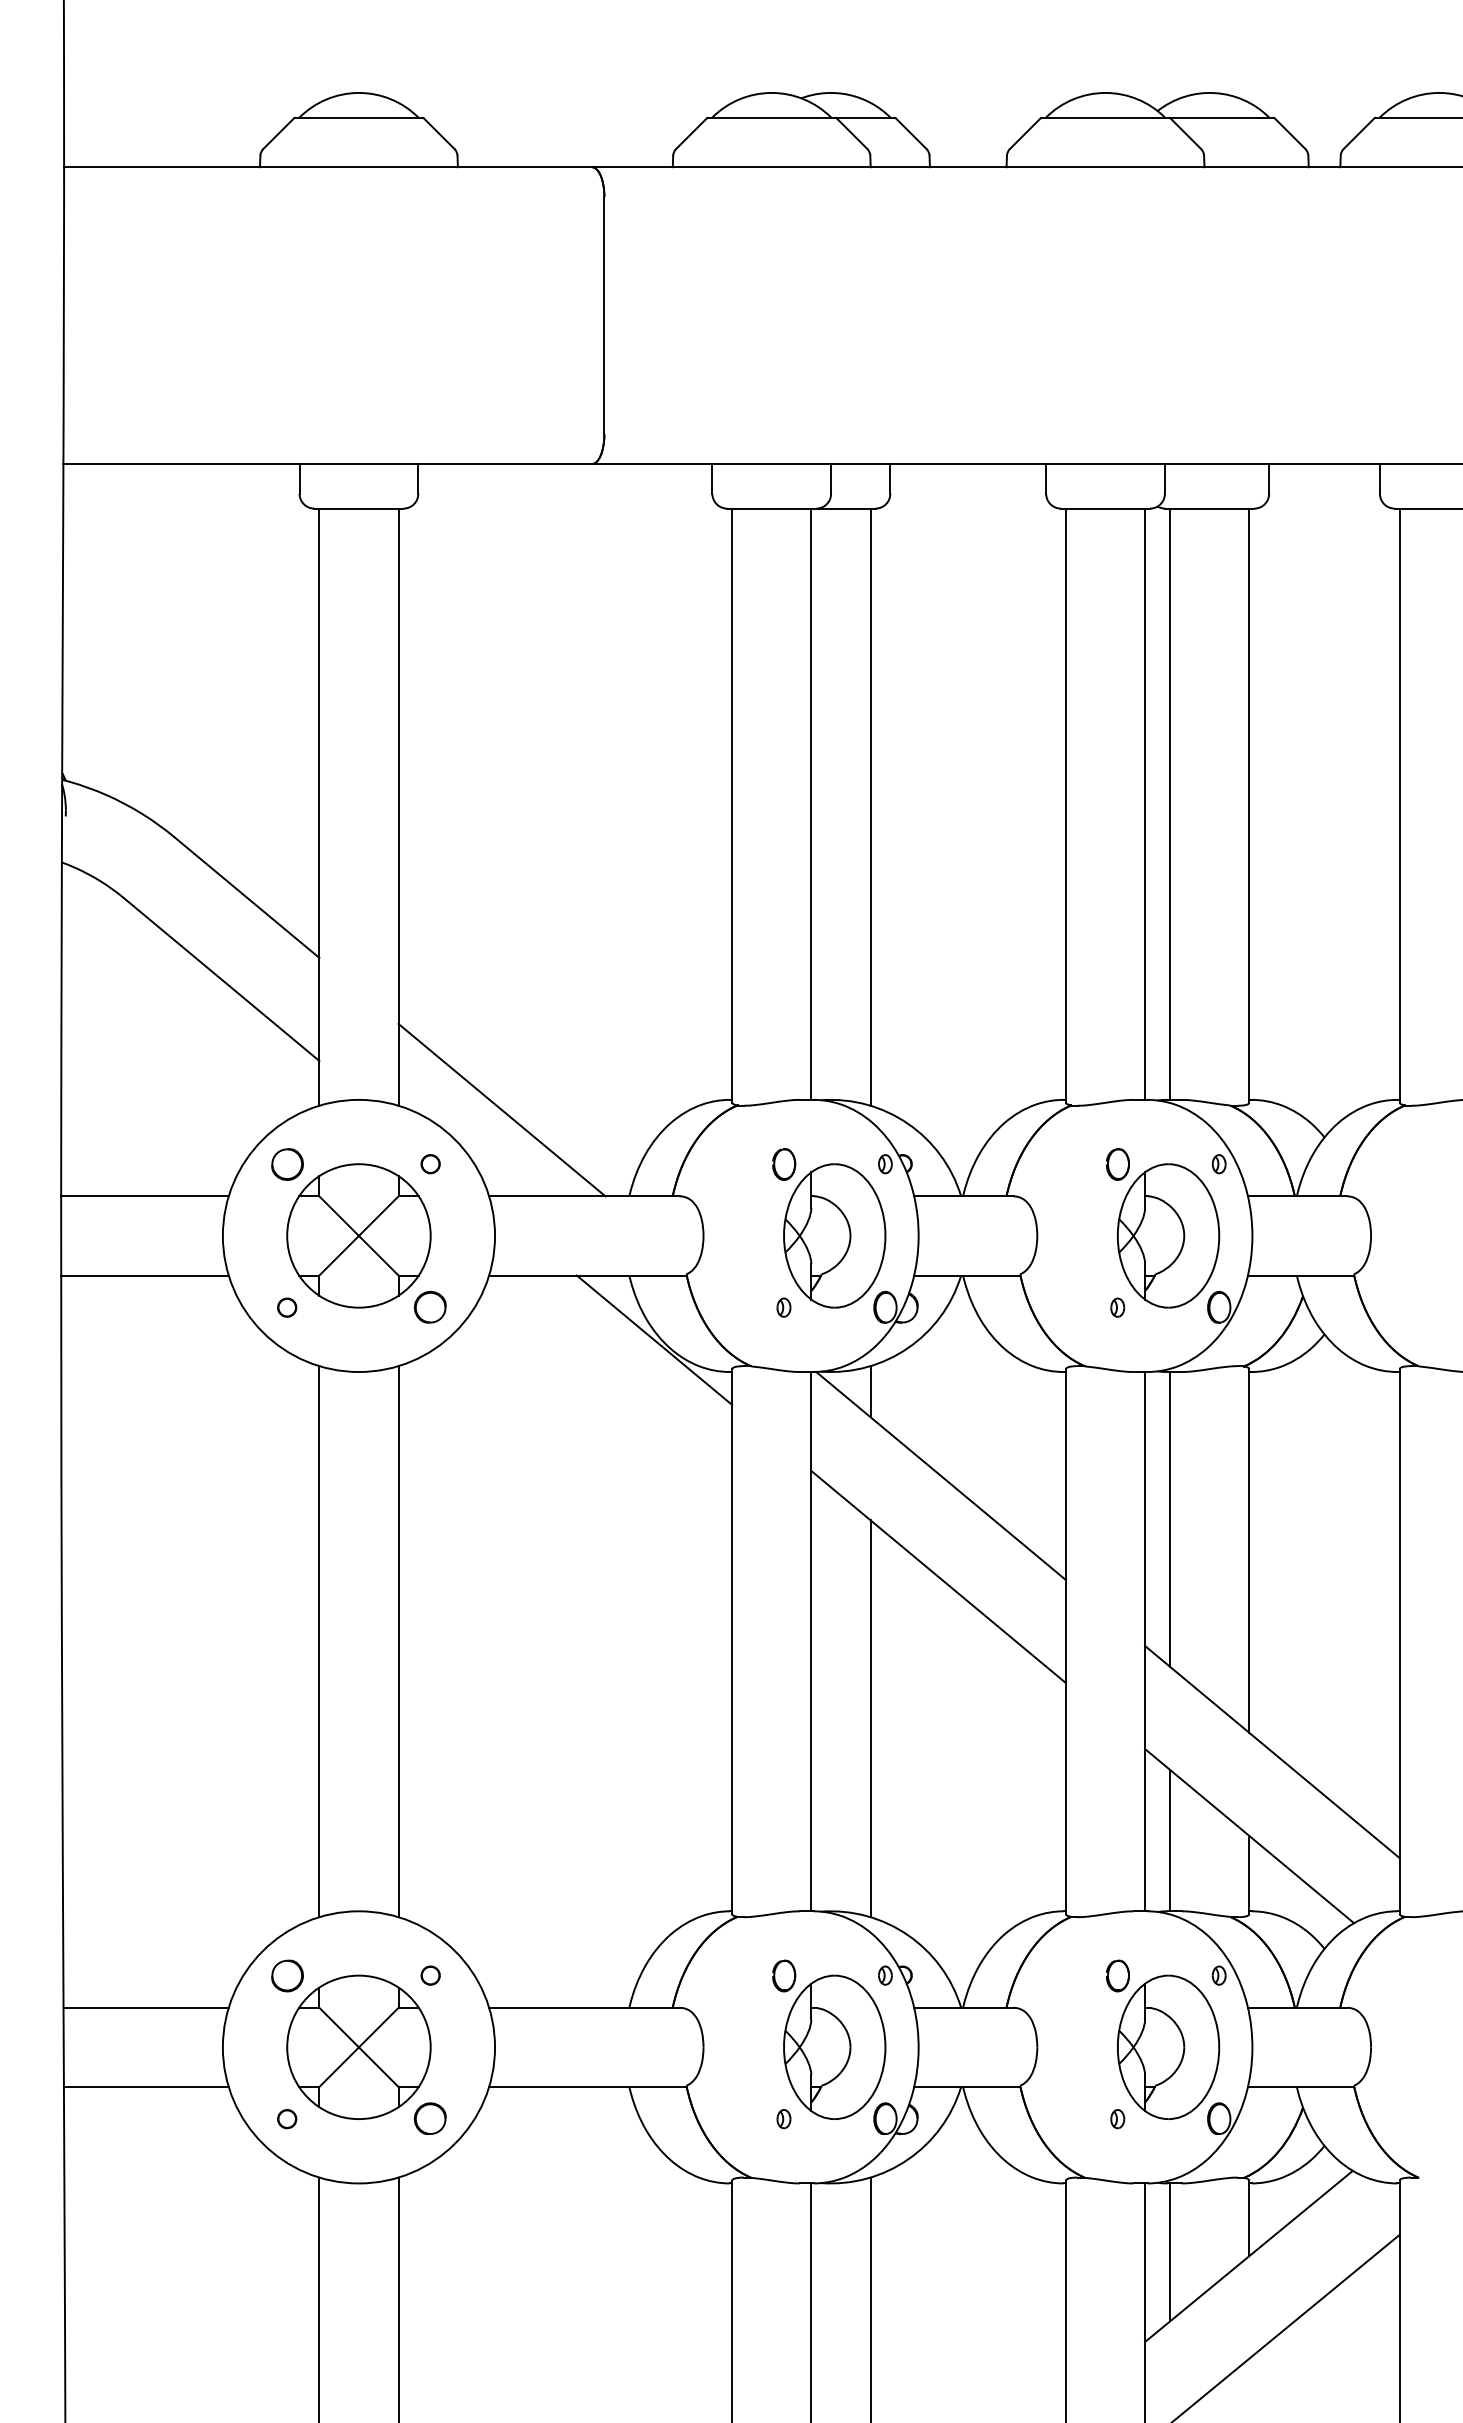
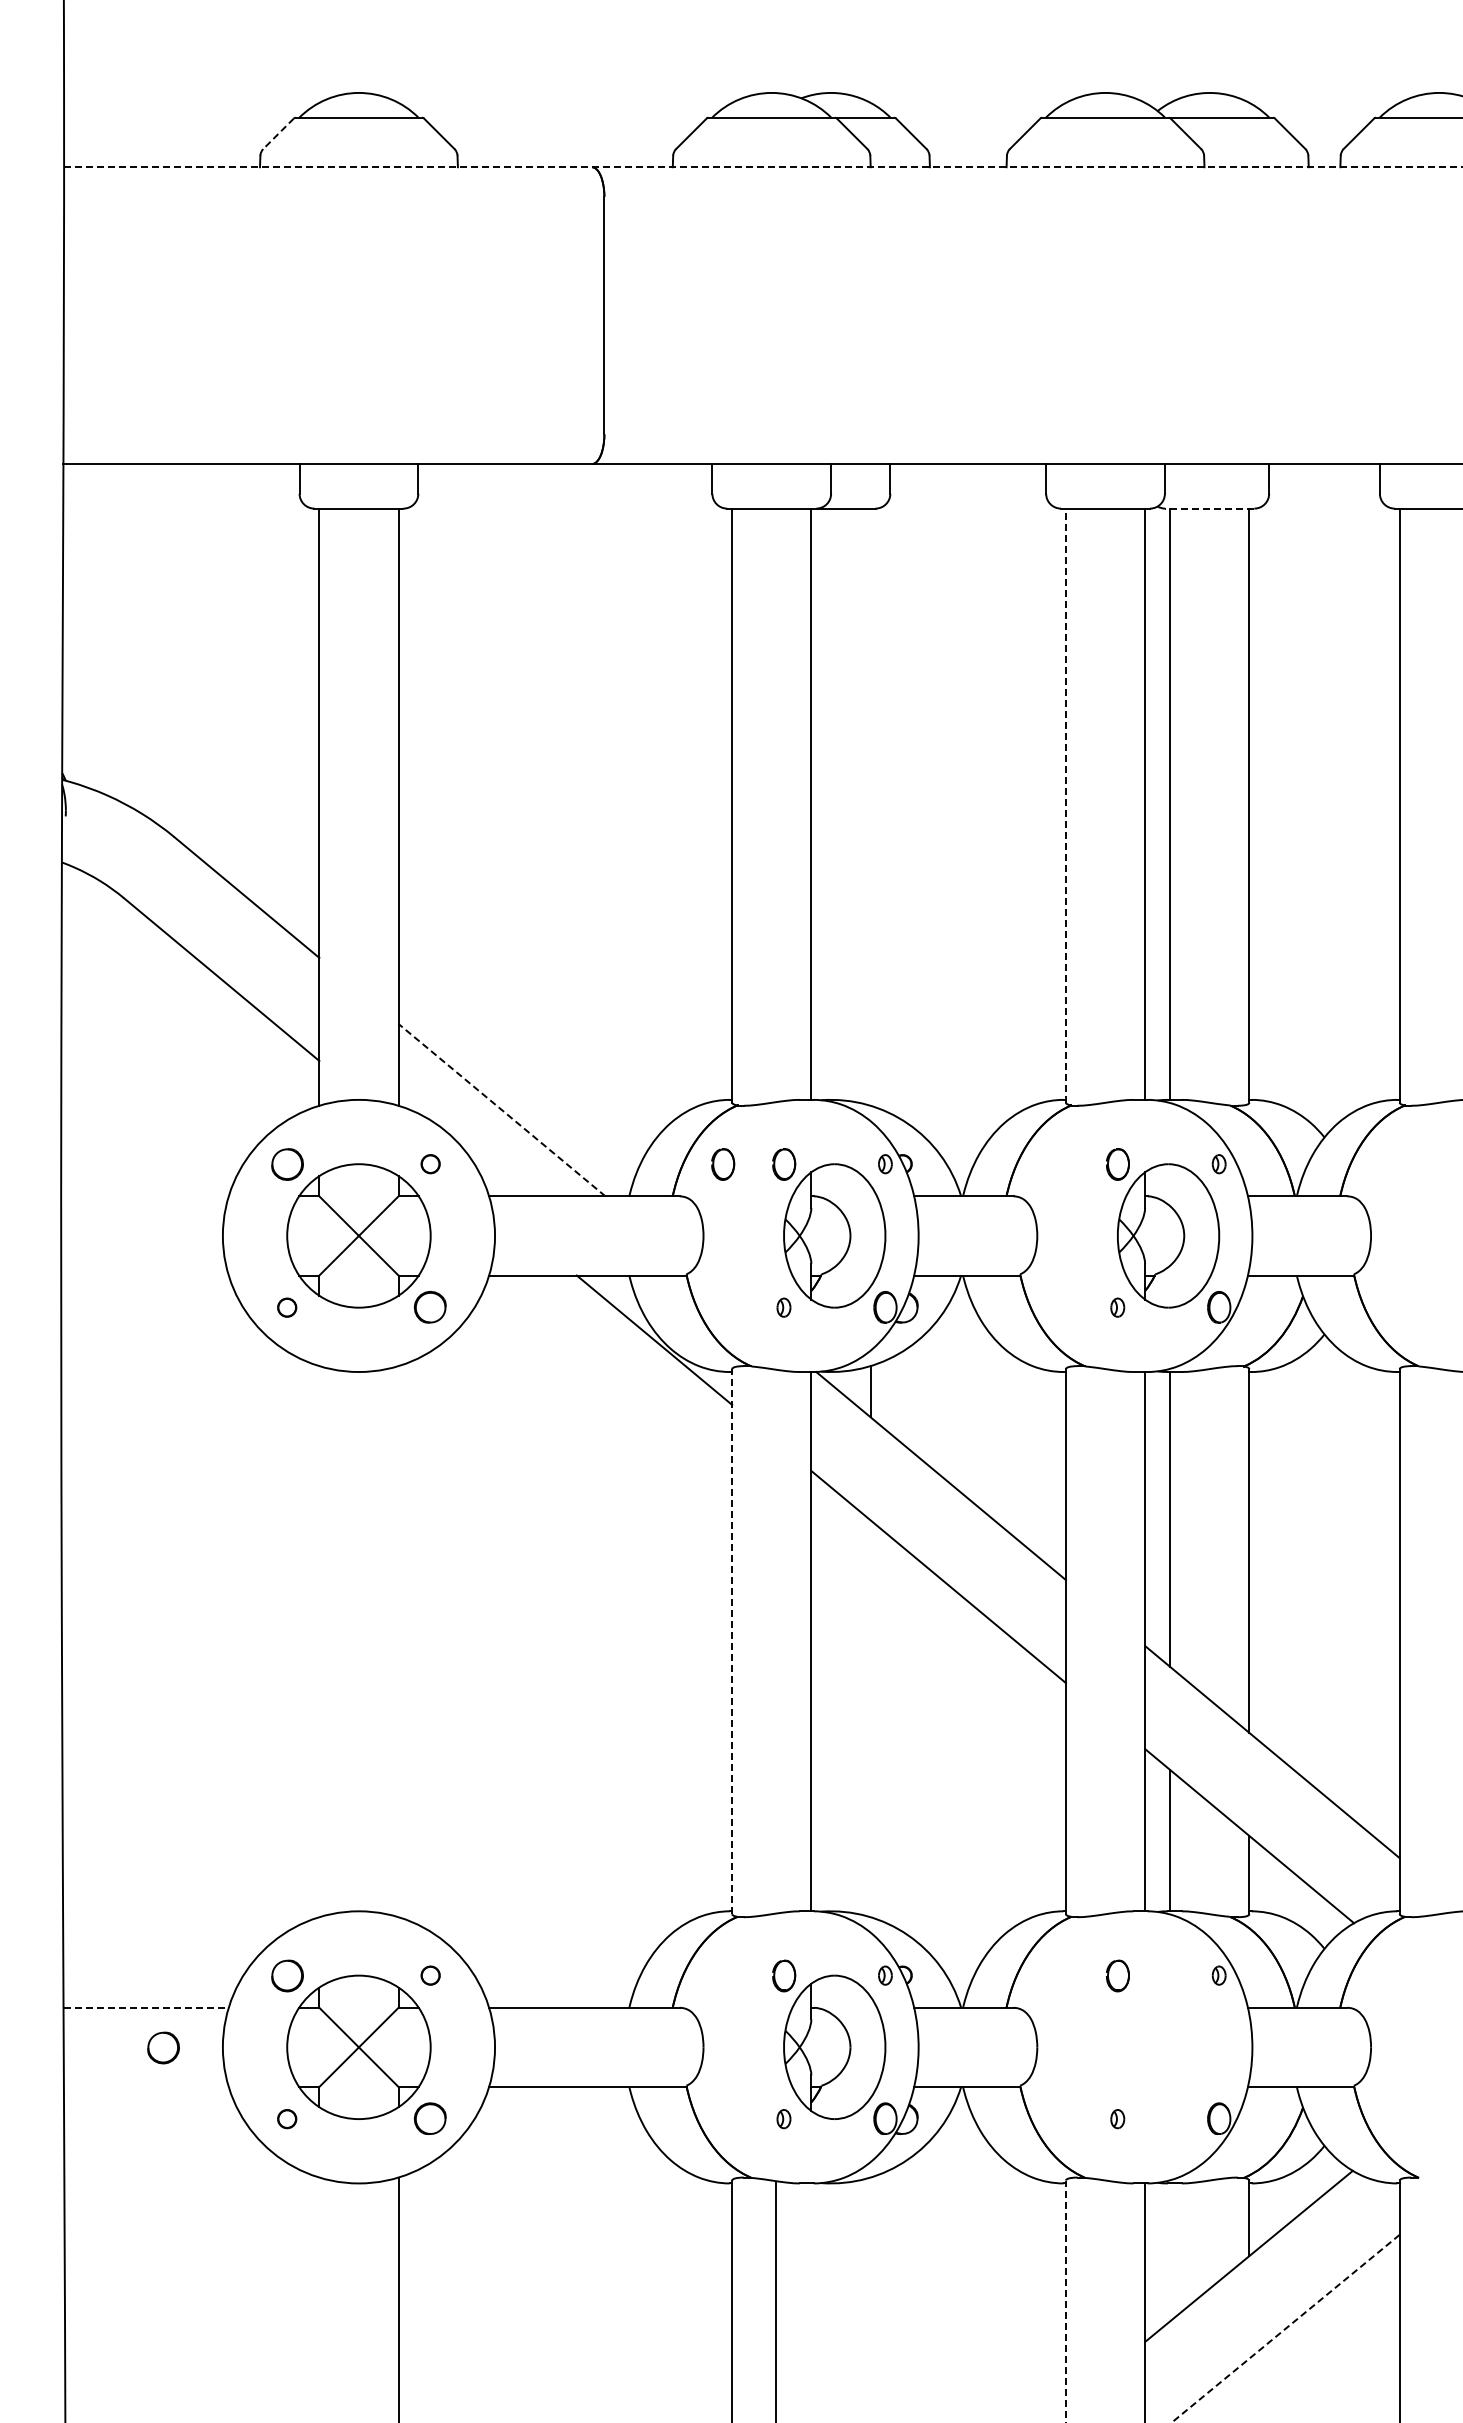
line: solid -> dashed (278, 133)
line: solid -> dashed (763, 167)
line: solid -> dashed (1209, 508)
line: solid -> dashed (1065, 805)
line: present -> none (870, 806)
line: solid -> dashed (502, 1110)
part: none -> present (723, 1164)
line: present -> none (144, 1196)
line: present -> none (144, 1275)
line: present -> none (319, 1641)
line: present -> none (398, 1641)
line: solid -> dashed (732, 1641)
line: present -> none (870, 1718)
line: solid -> dashed (146, 2007)
part: present -> none (1168, 2046)
part: none -> present (163, 2047)
line: present -> none (145, 2086)
line: present -> none (1170, 2252)
line: present -> none (319, 2298)
line: present -> none (870, 2298)
line position: (811, 2301) -> (776, 2301) (776, 2301)
line: solid -> dashed (1065, 2301)
line: solid -> dashed (1285, 2328)
